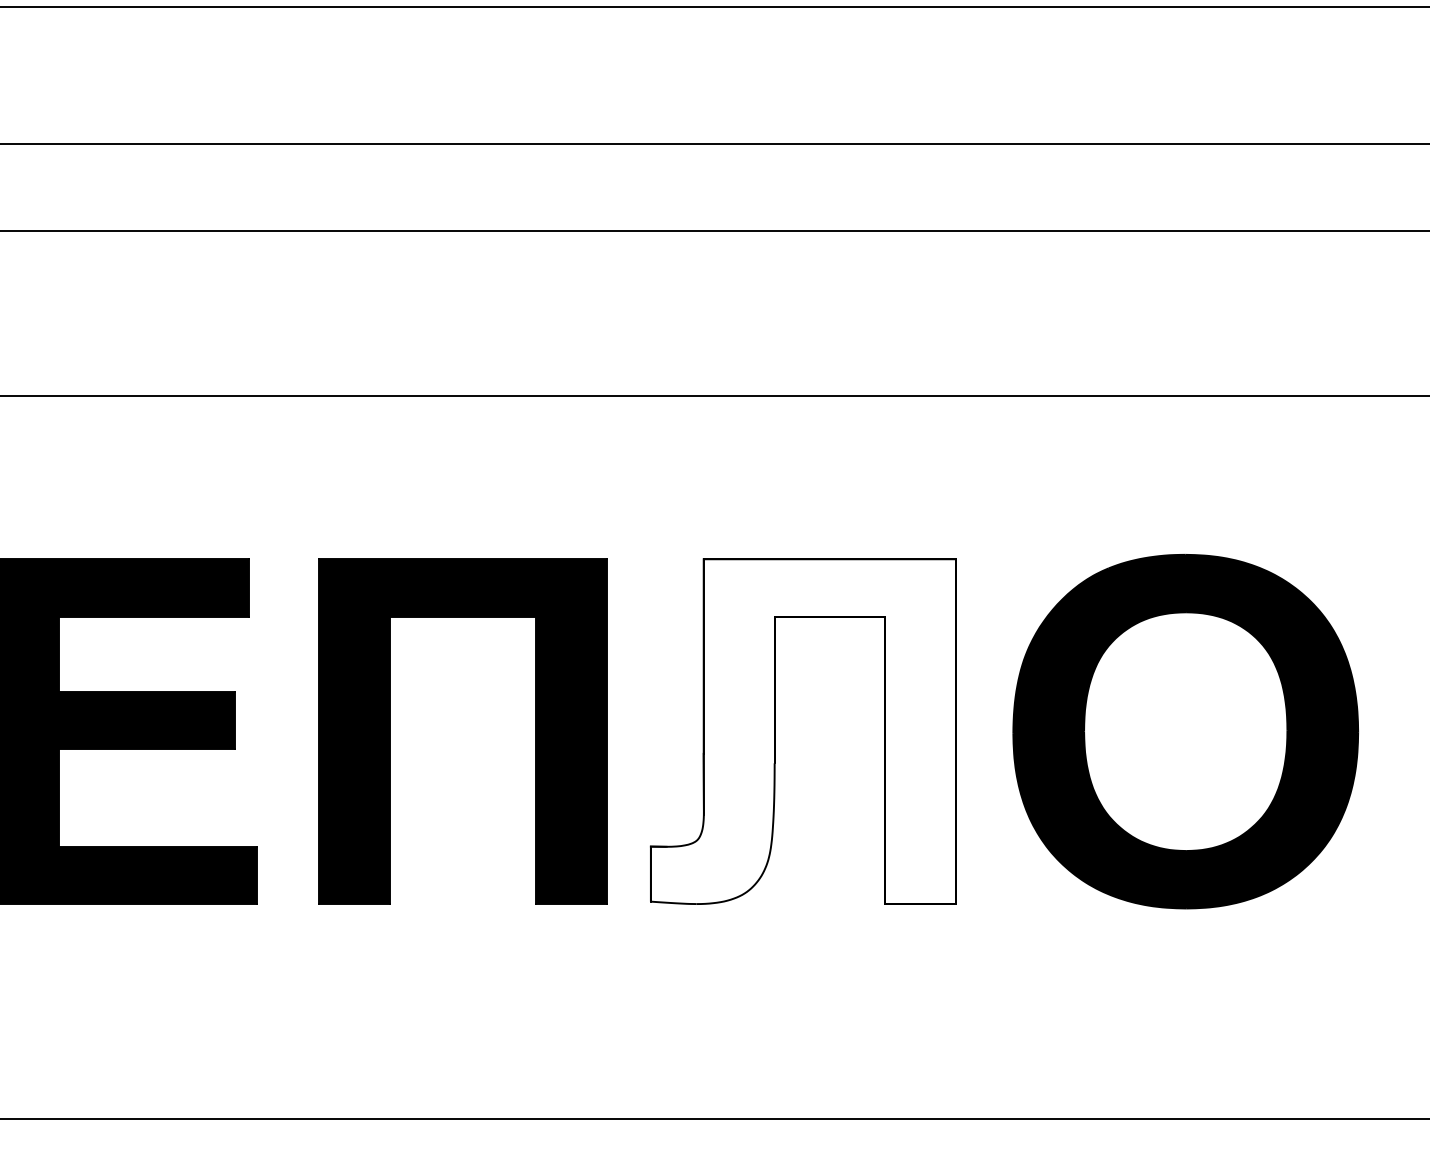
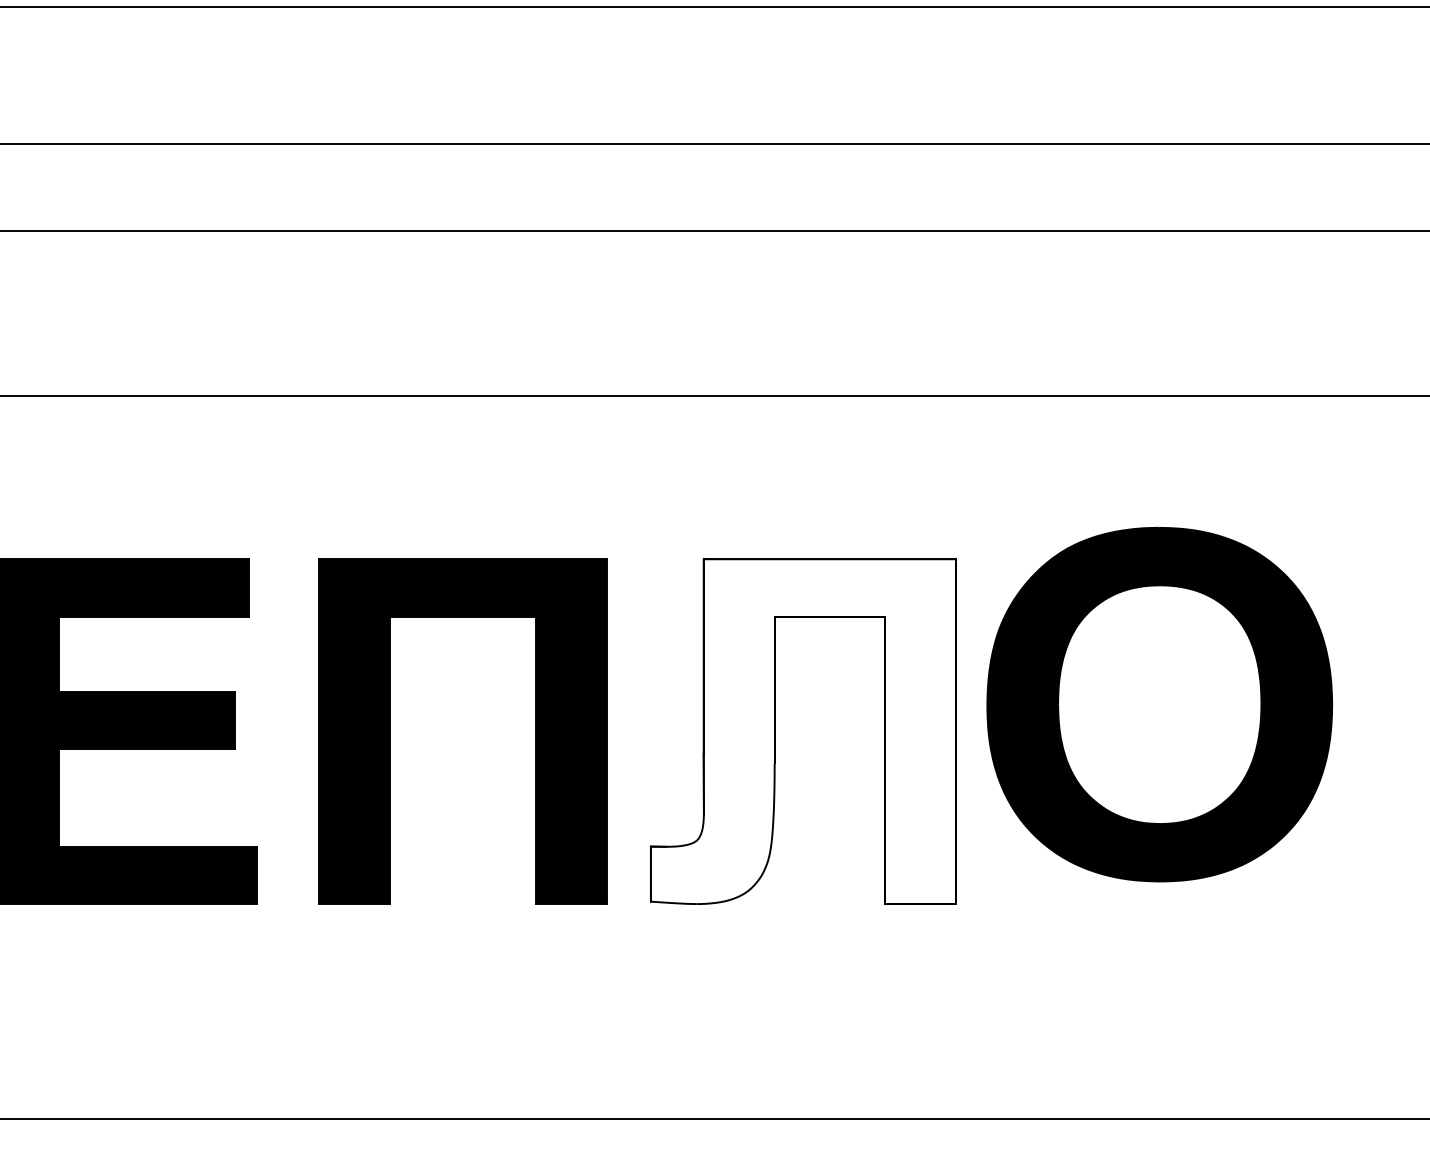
part position: (1185, 731) -> (1159, 704) (1159, 704)
